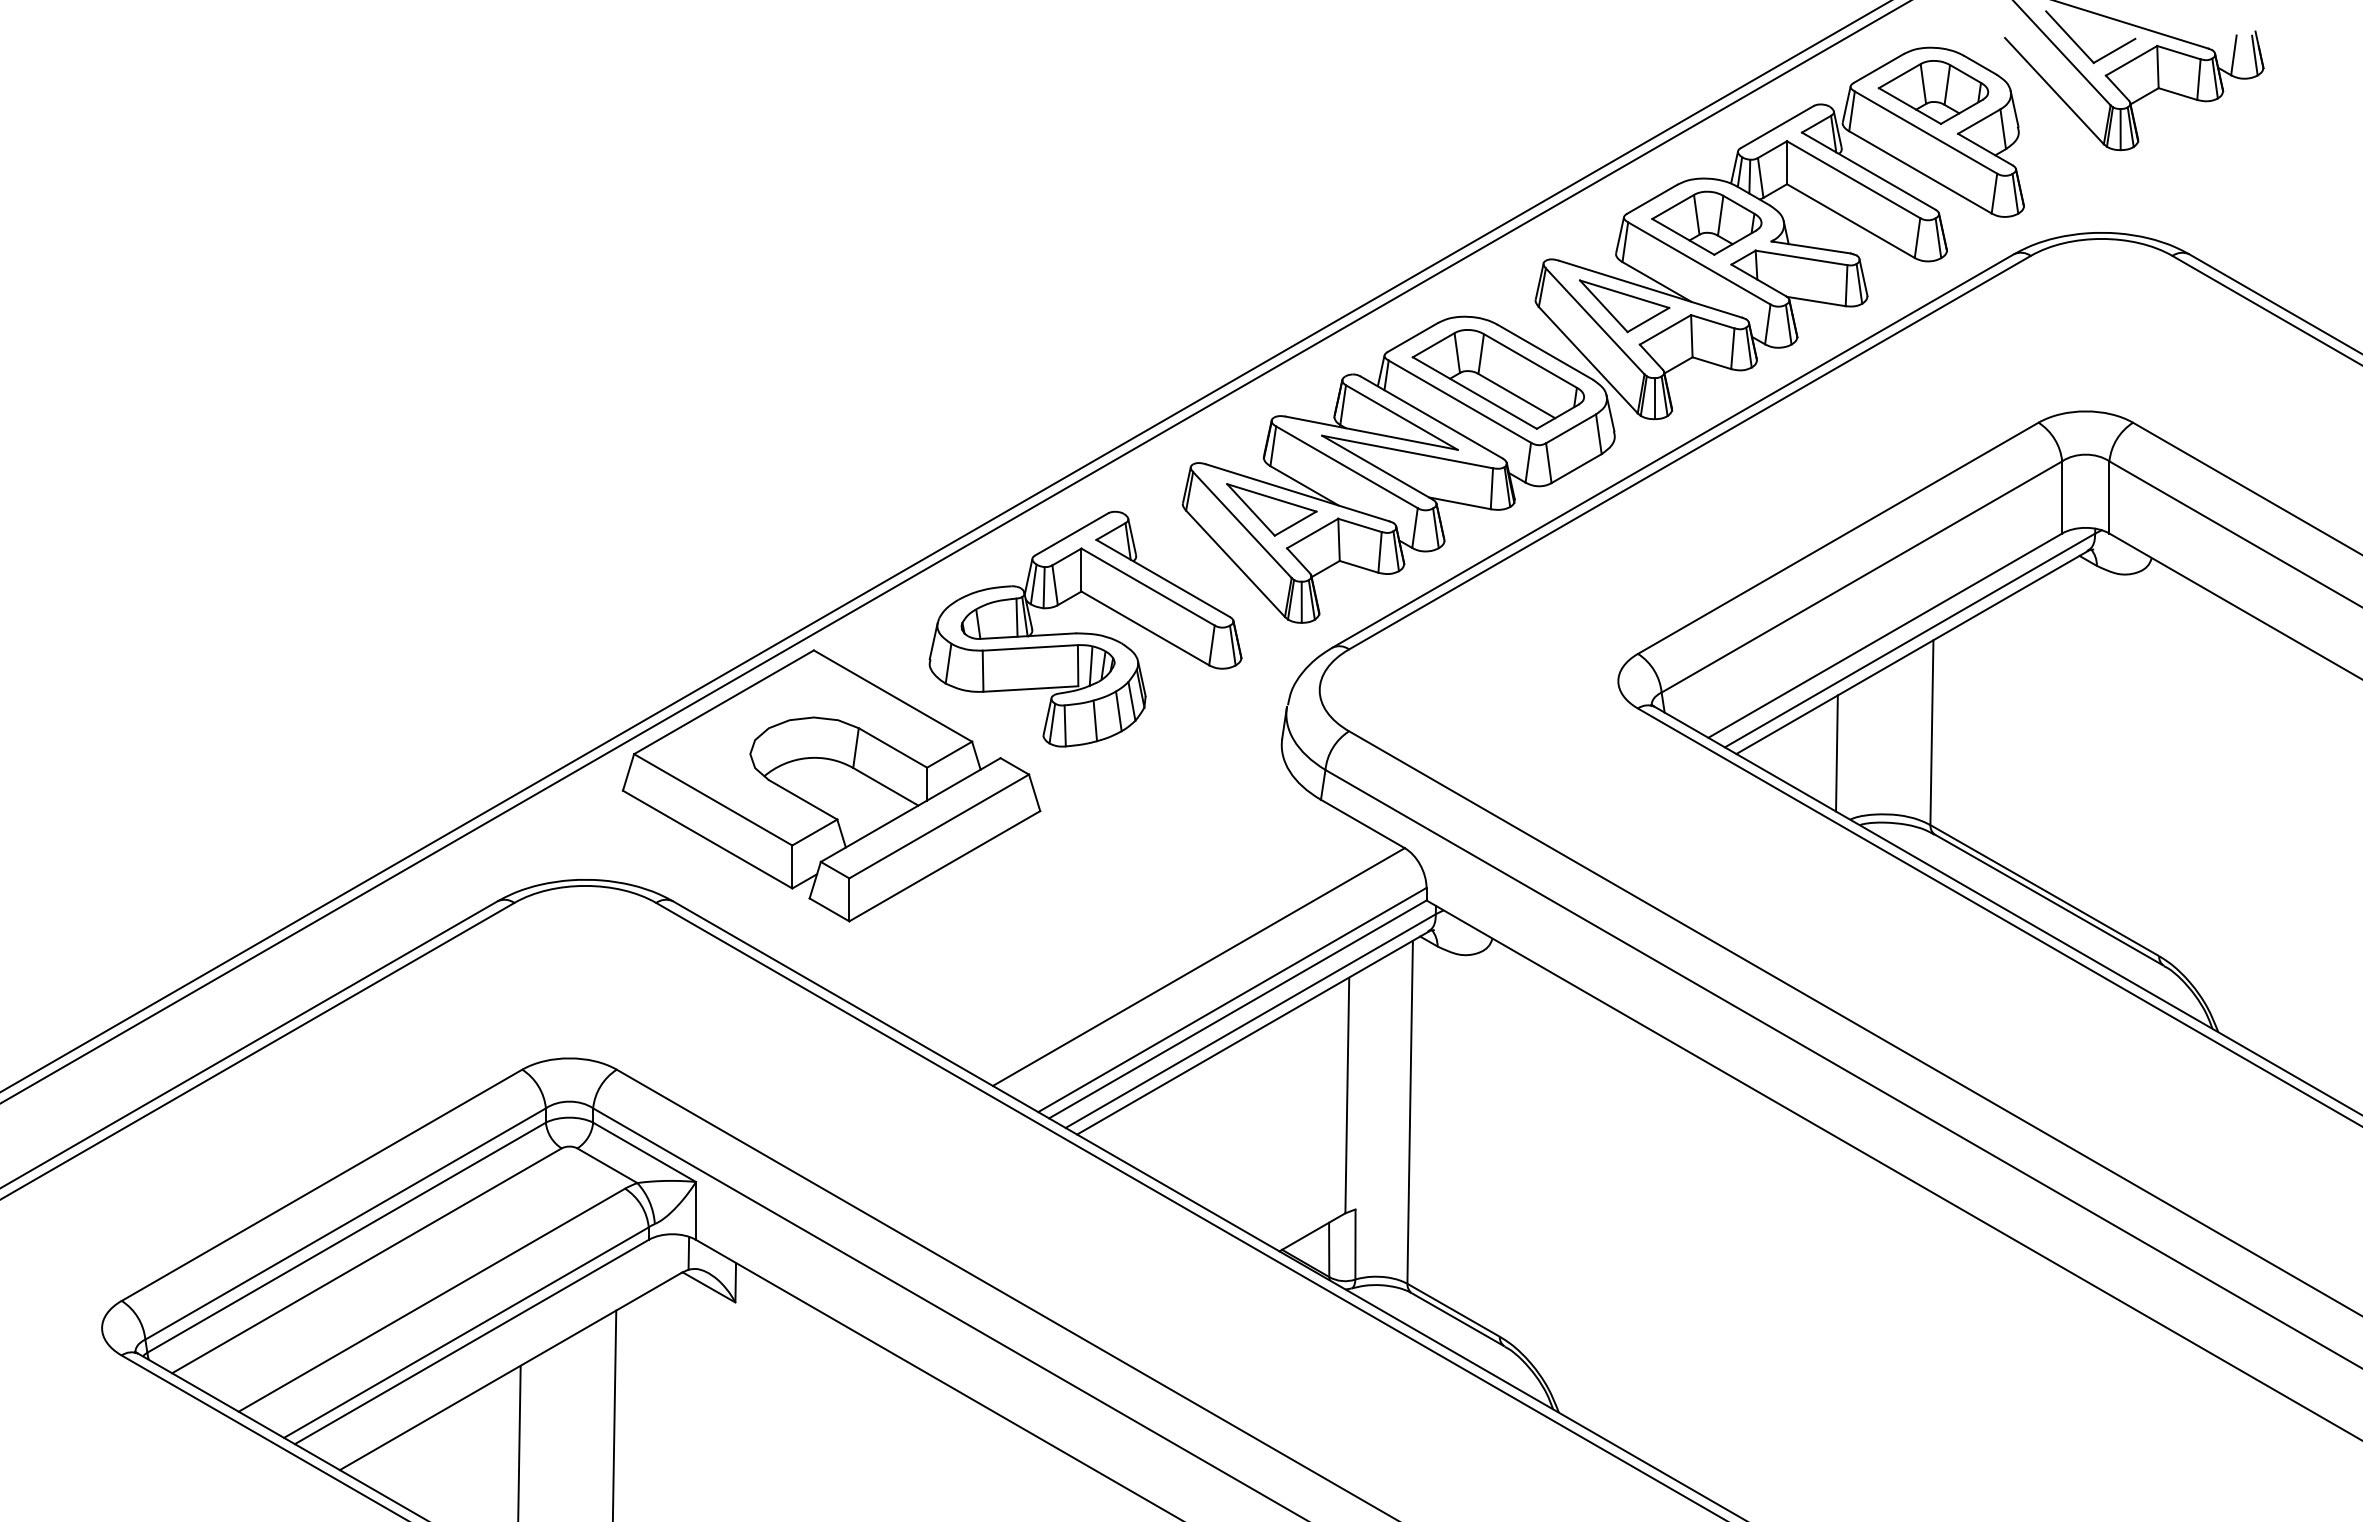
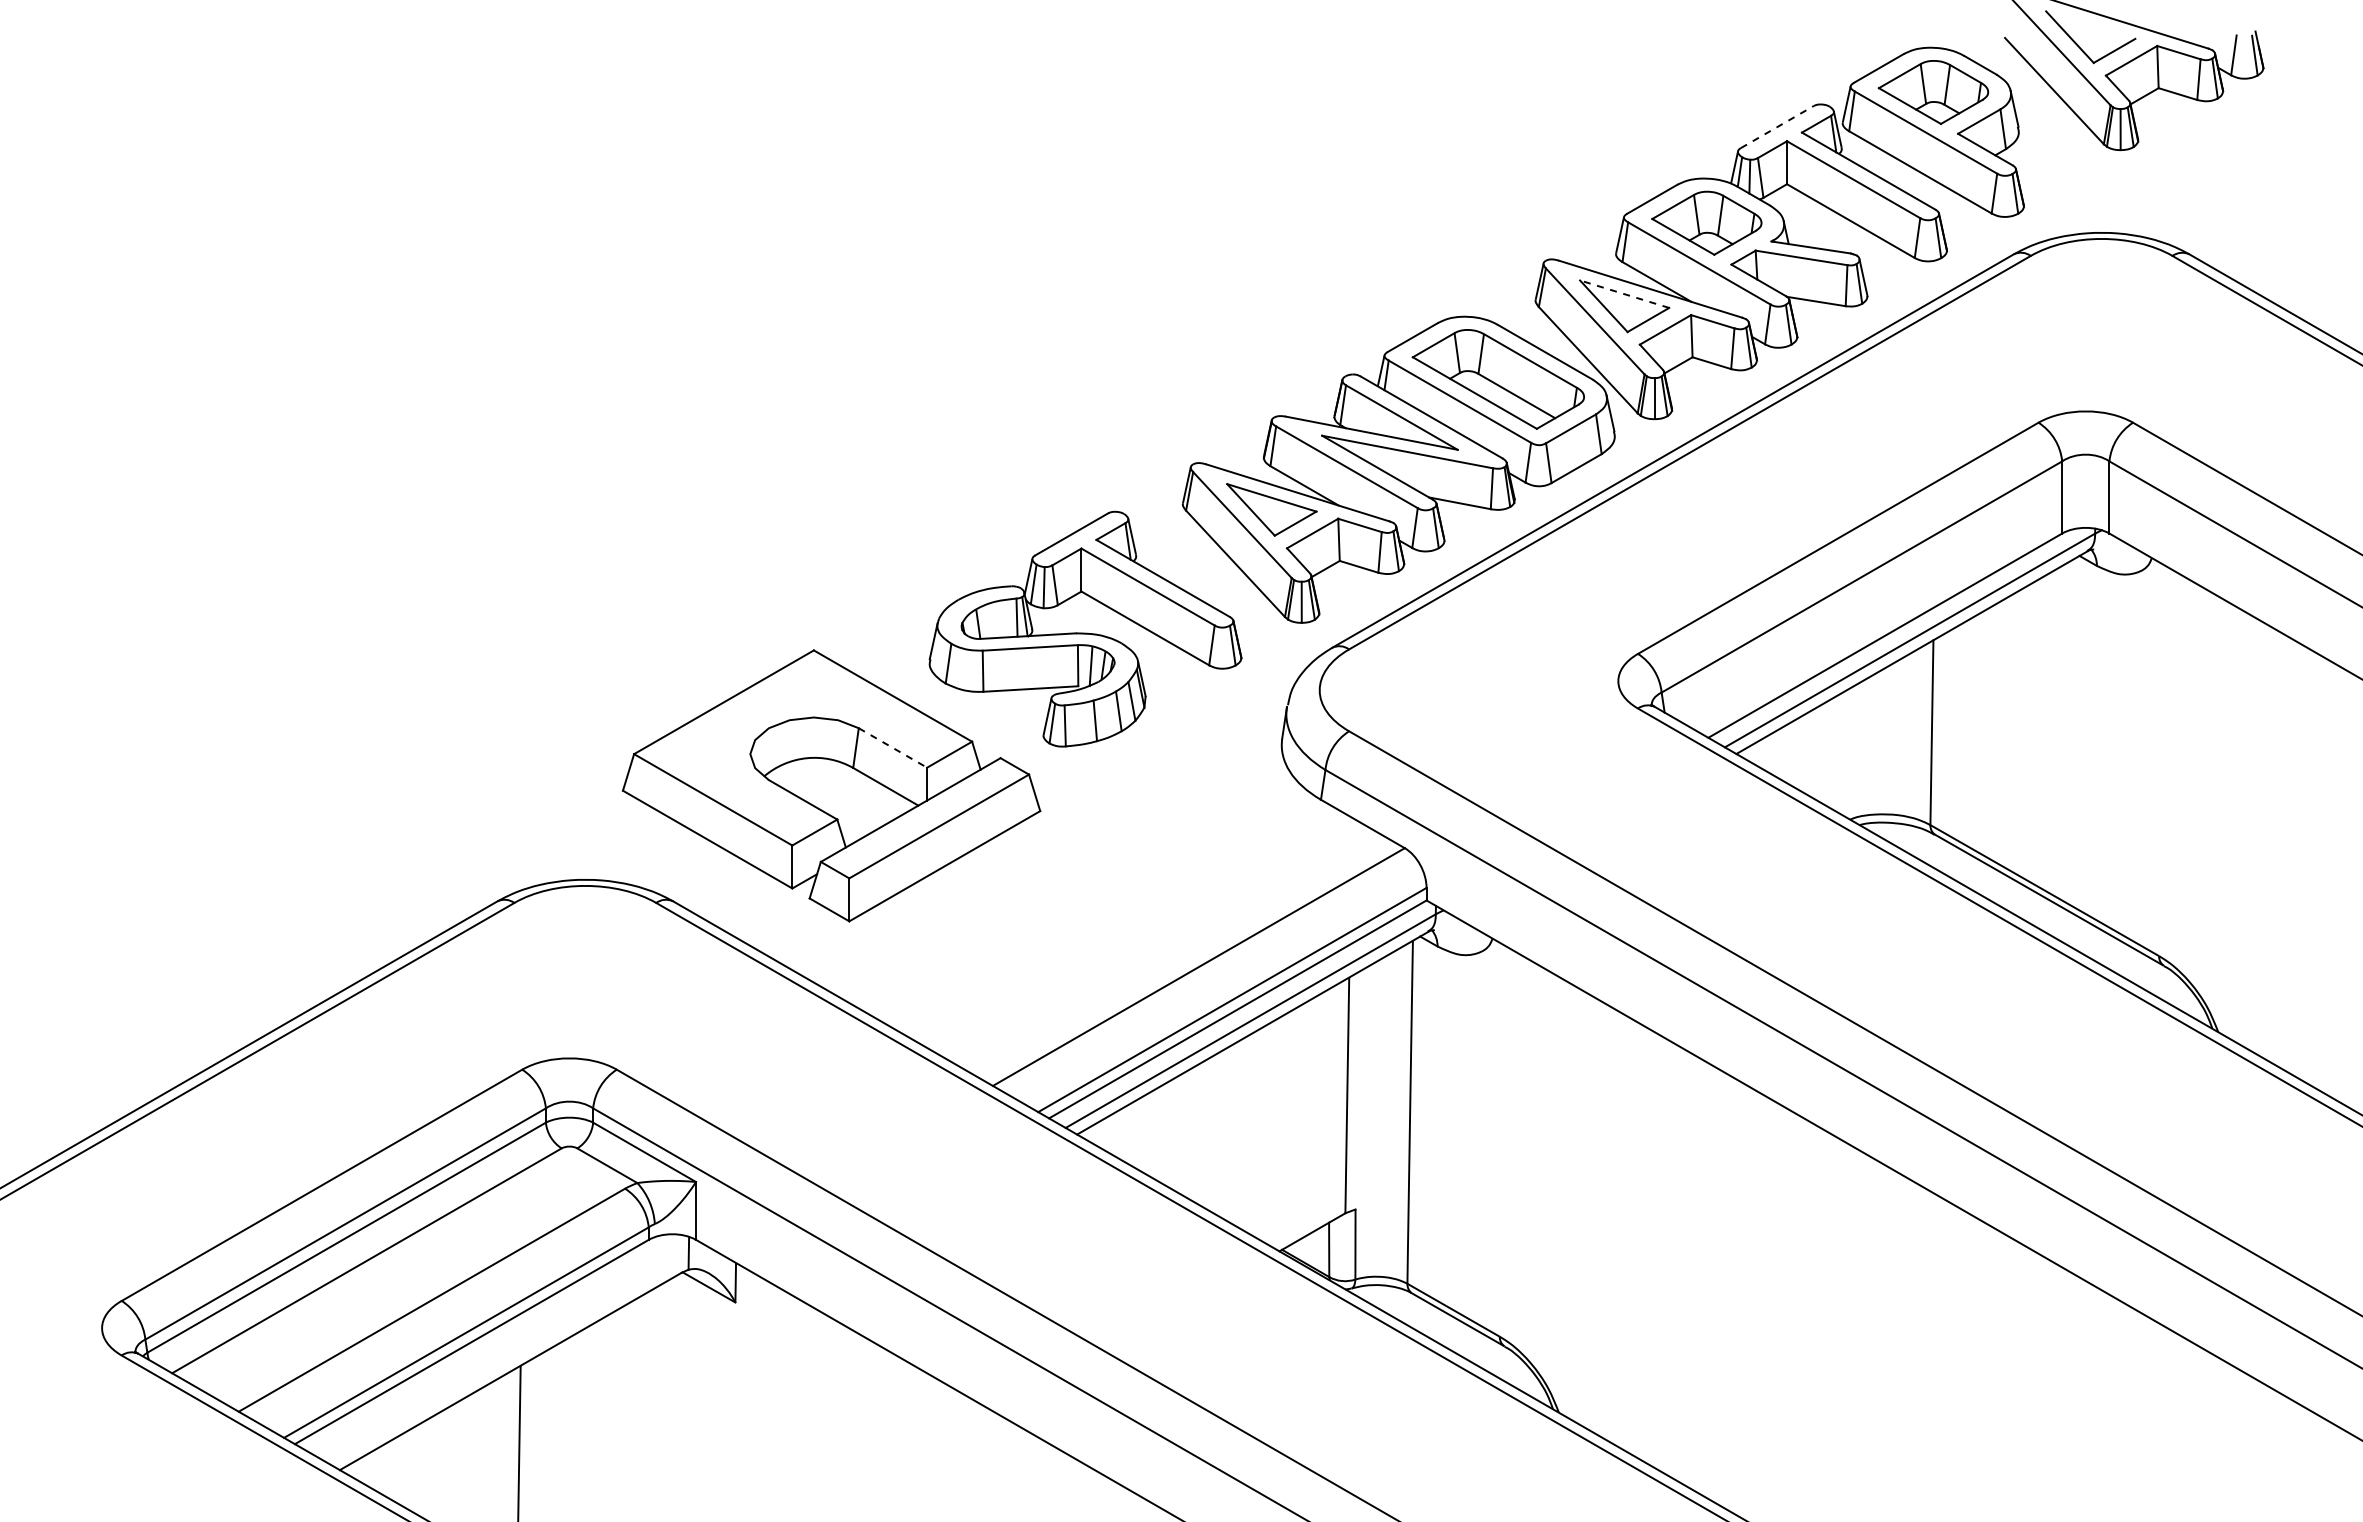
line: solid -> dashed (1777, 126)
line: solid -> dashed (1624, 294)
line: present -> none (945, 546)
line: present -> none (955, 552)
line: solid -> dashed (893, 748)
line: present -> none (1836, 753)
line: present -> none (614, 1414)
